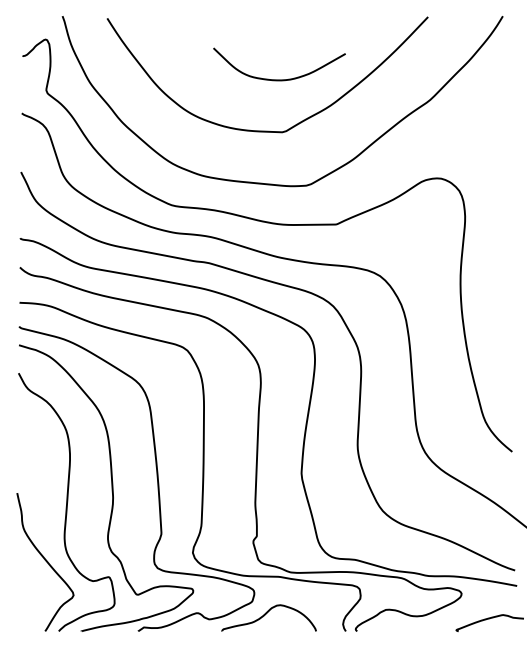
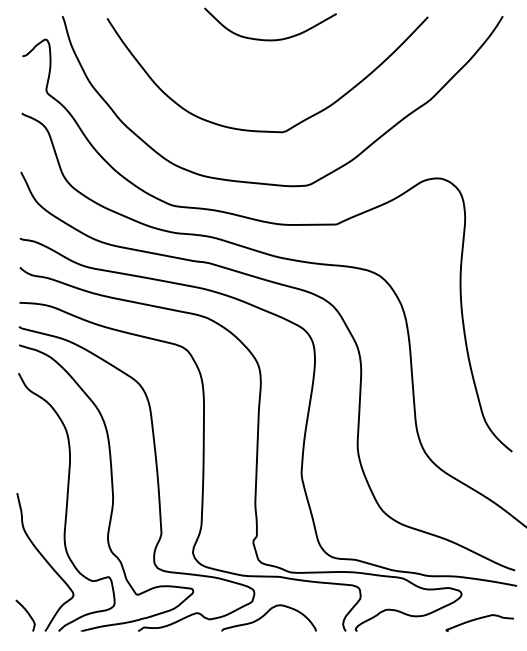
curve position: (279, 79) -> (270, 39) (270, 39)
curve: none -> present (27, 613)
curve position: (489, 619) -> (479, 619) (479, 619)
